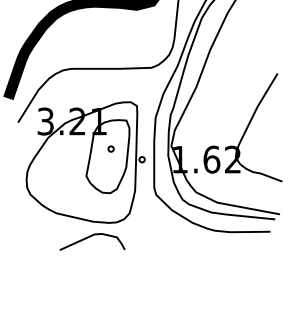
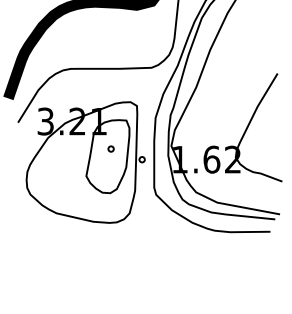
curve: present -> none (90, 237)
